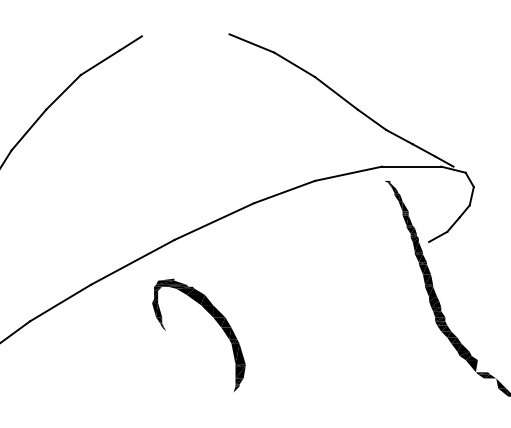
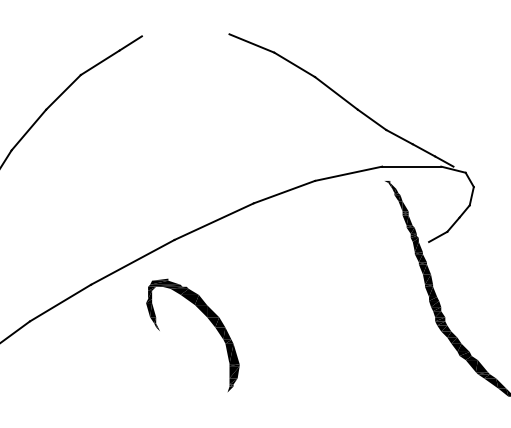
part position: (214, 319) -> (208, 319) (208, 319)
fill: none -> present (481, 366)
fill: none -> present (491, 383)
